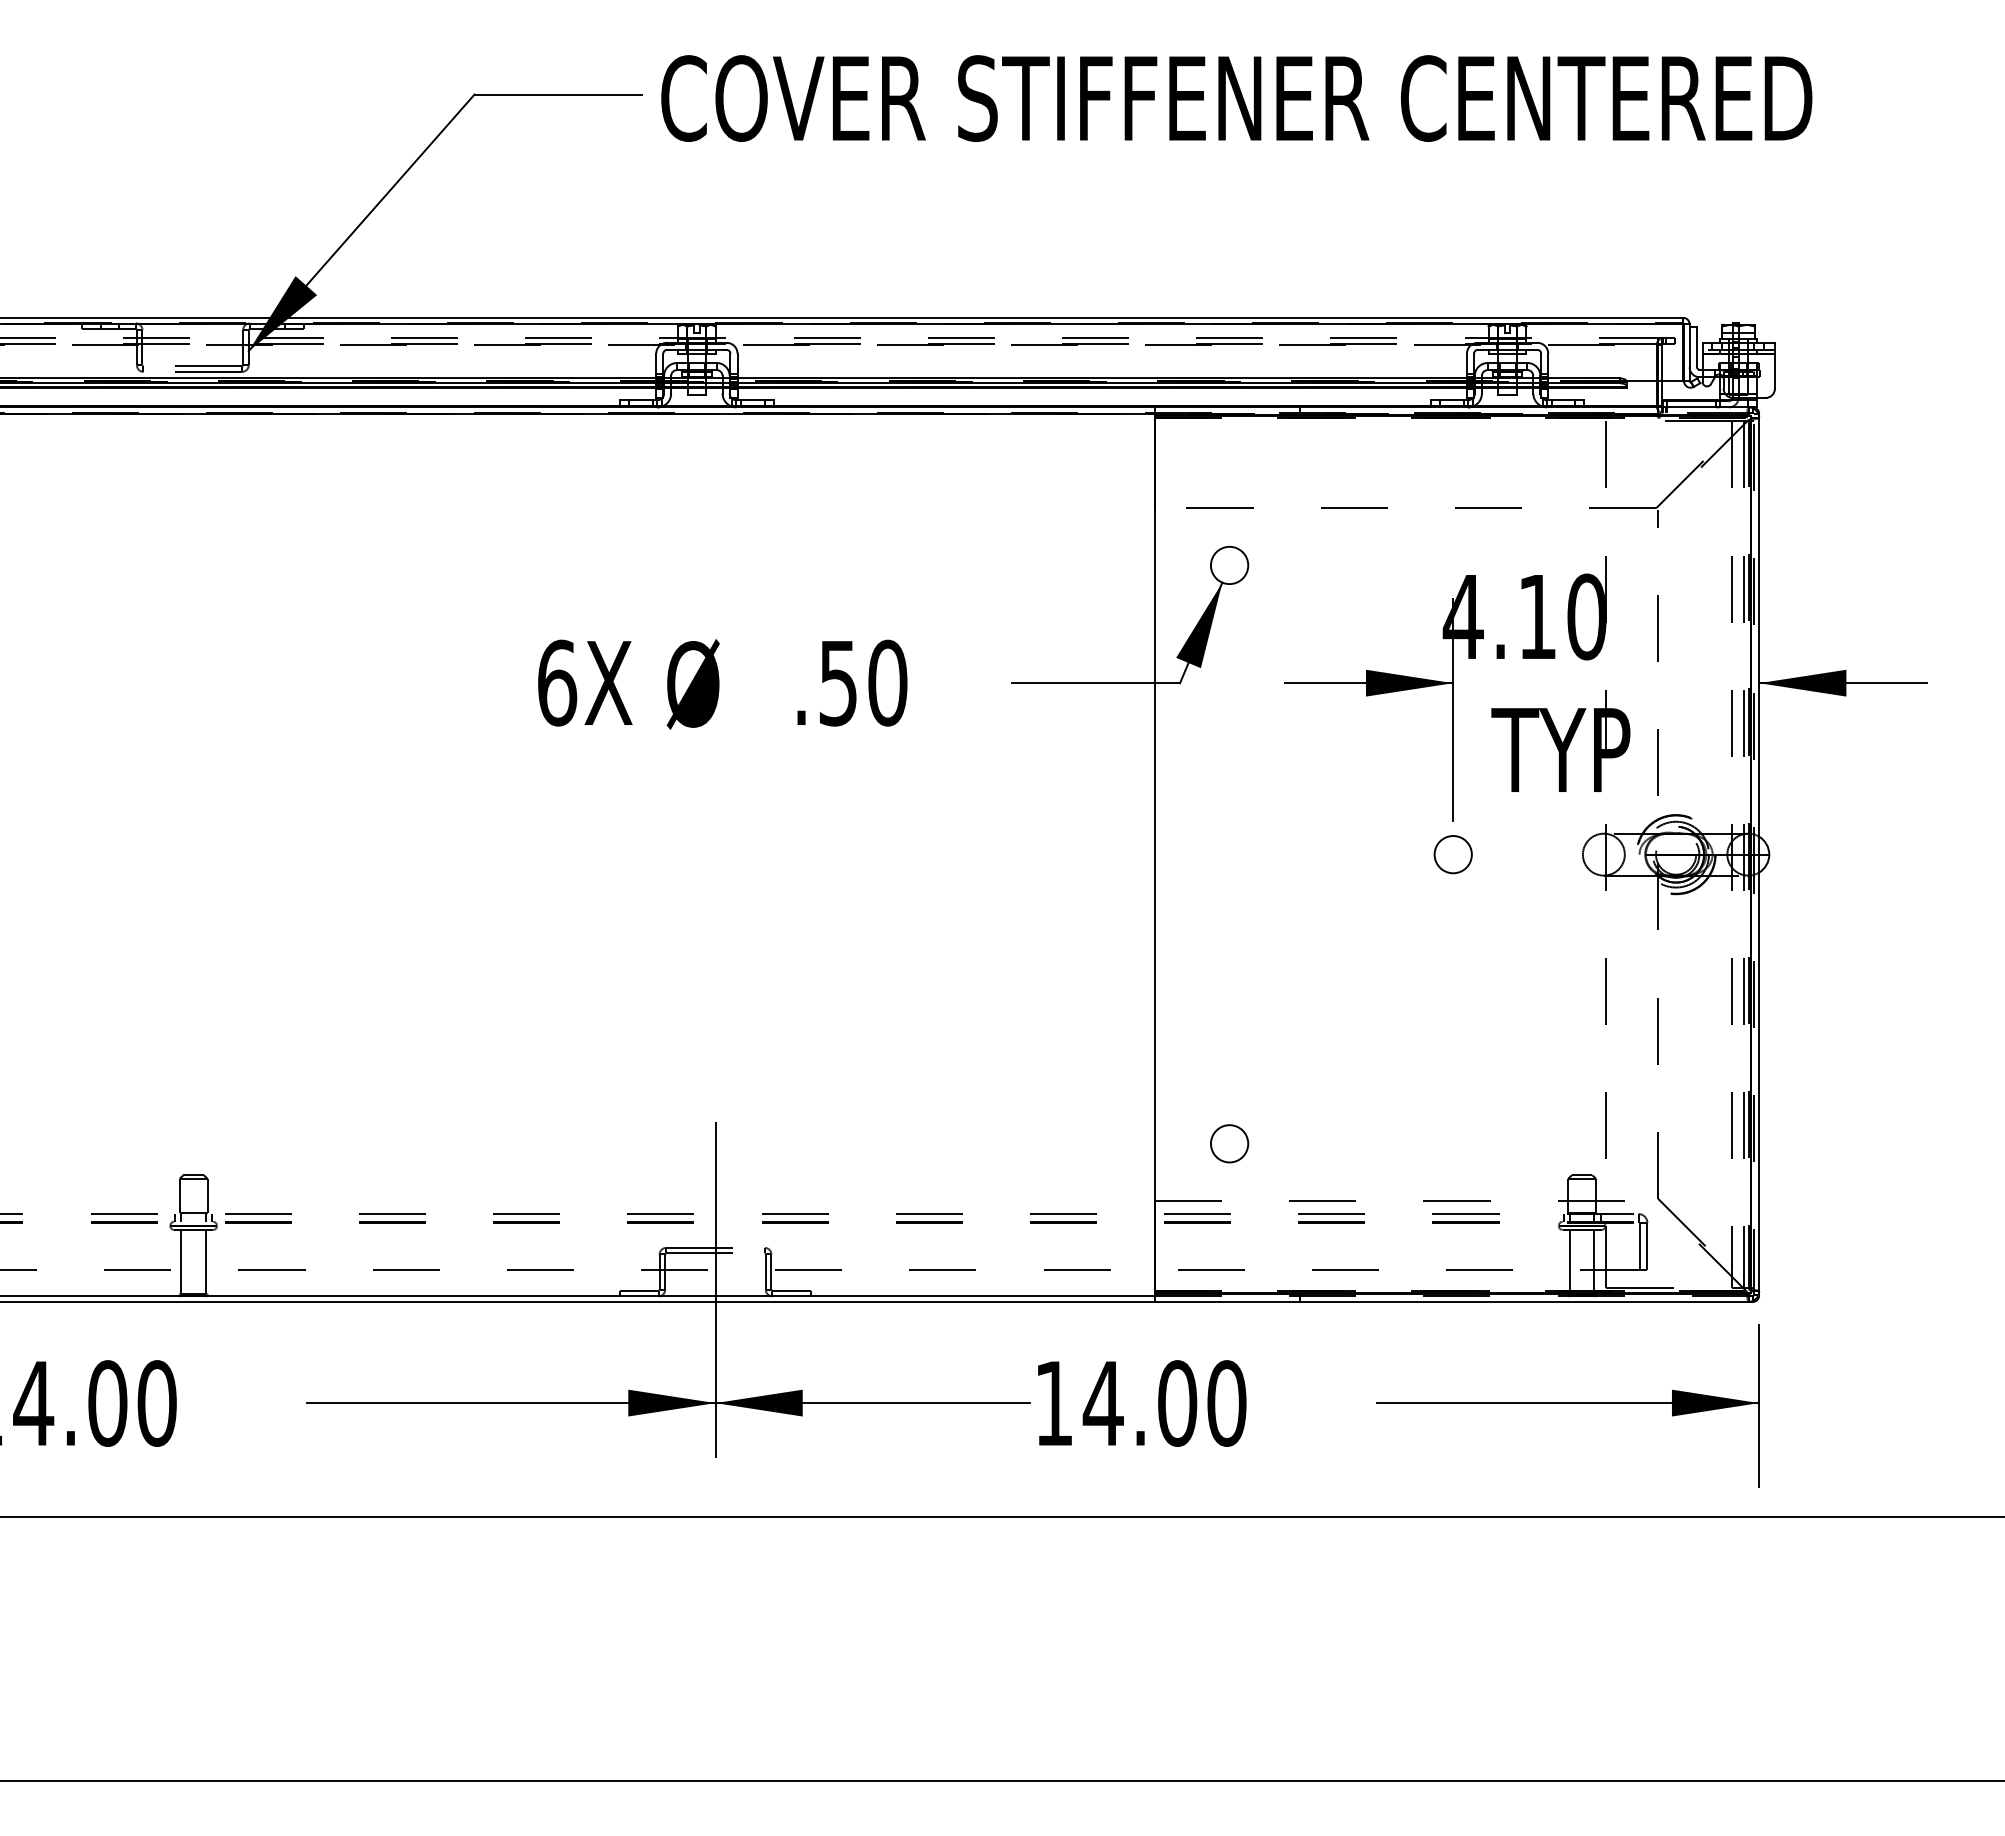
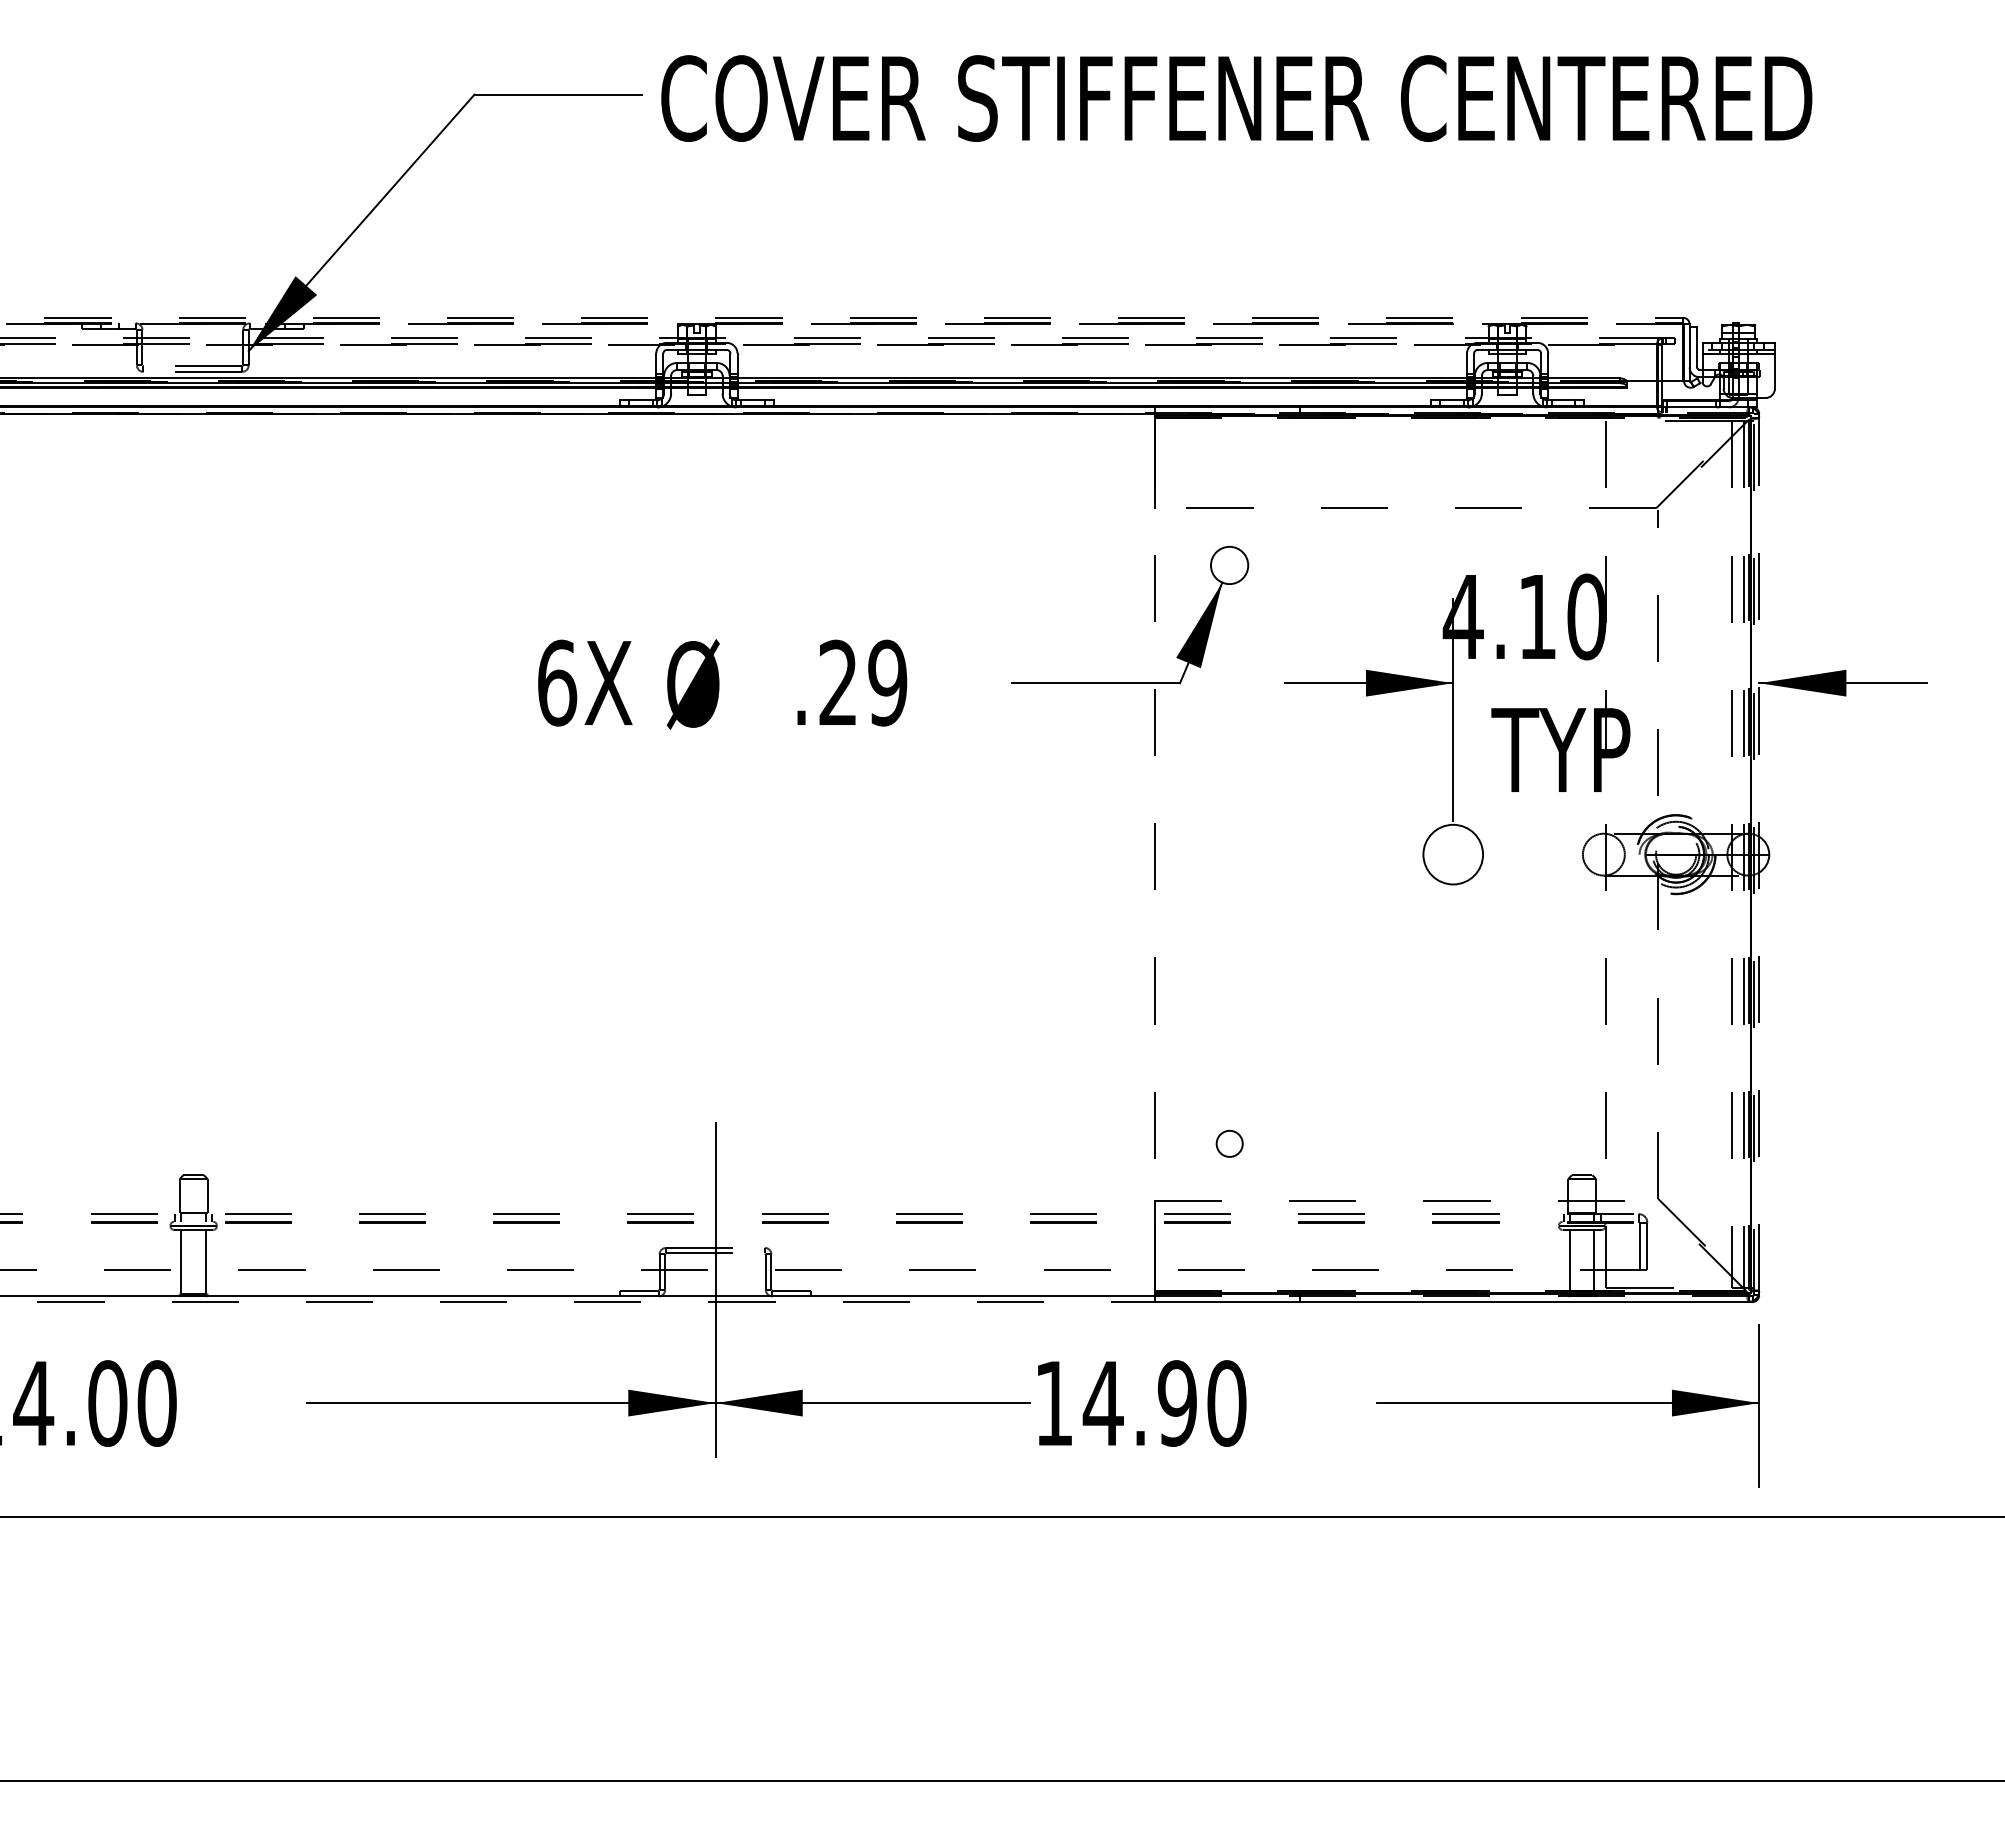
line: solid -> dashed (842, 317)
line: solid -> dashed (842, 324)
text: .50 -> .29 (863, 682)
line: solid -> dashed (1155, 854)
circle diameter: 37 px -> 60 px (1453, 854)
line: solid -> dashed (1759, 854)
circle size: 40x40 px -> 29x29 px (1229, 1143)
line: solid -> dashed (578, 1301)
text: 14.00 -> 14.90 (1177, 1403)
